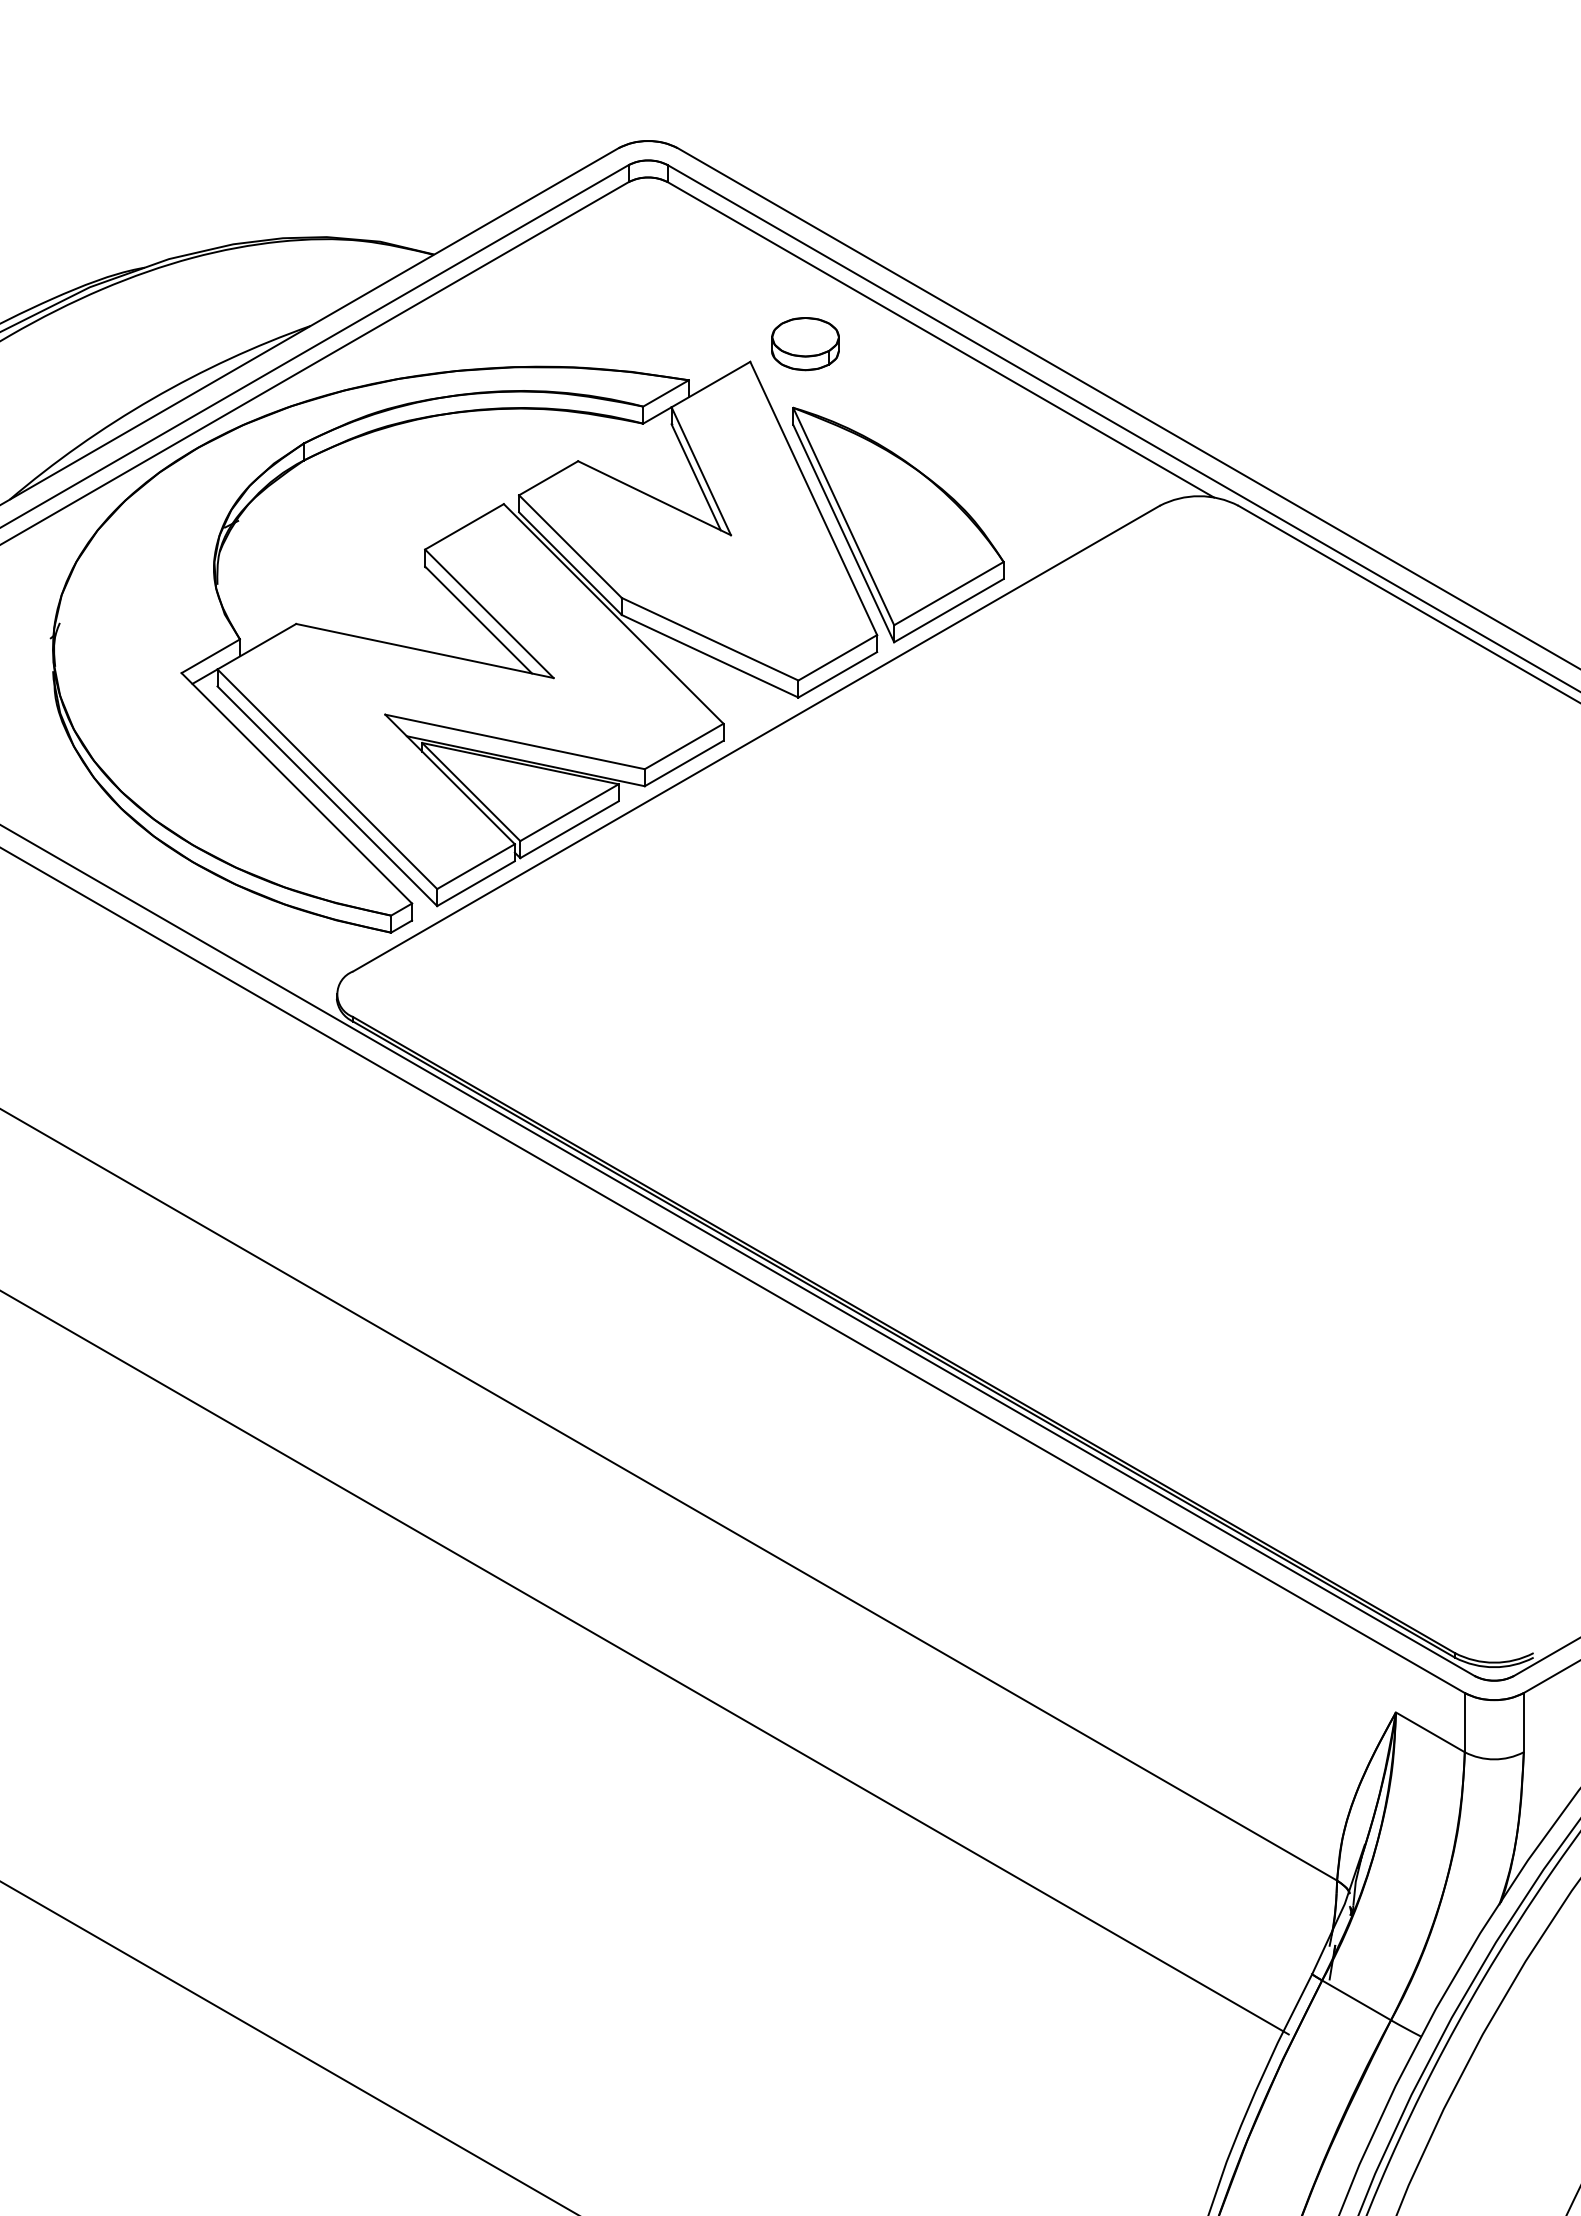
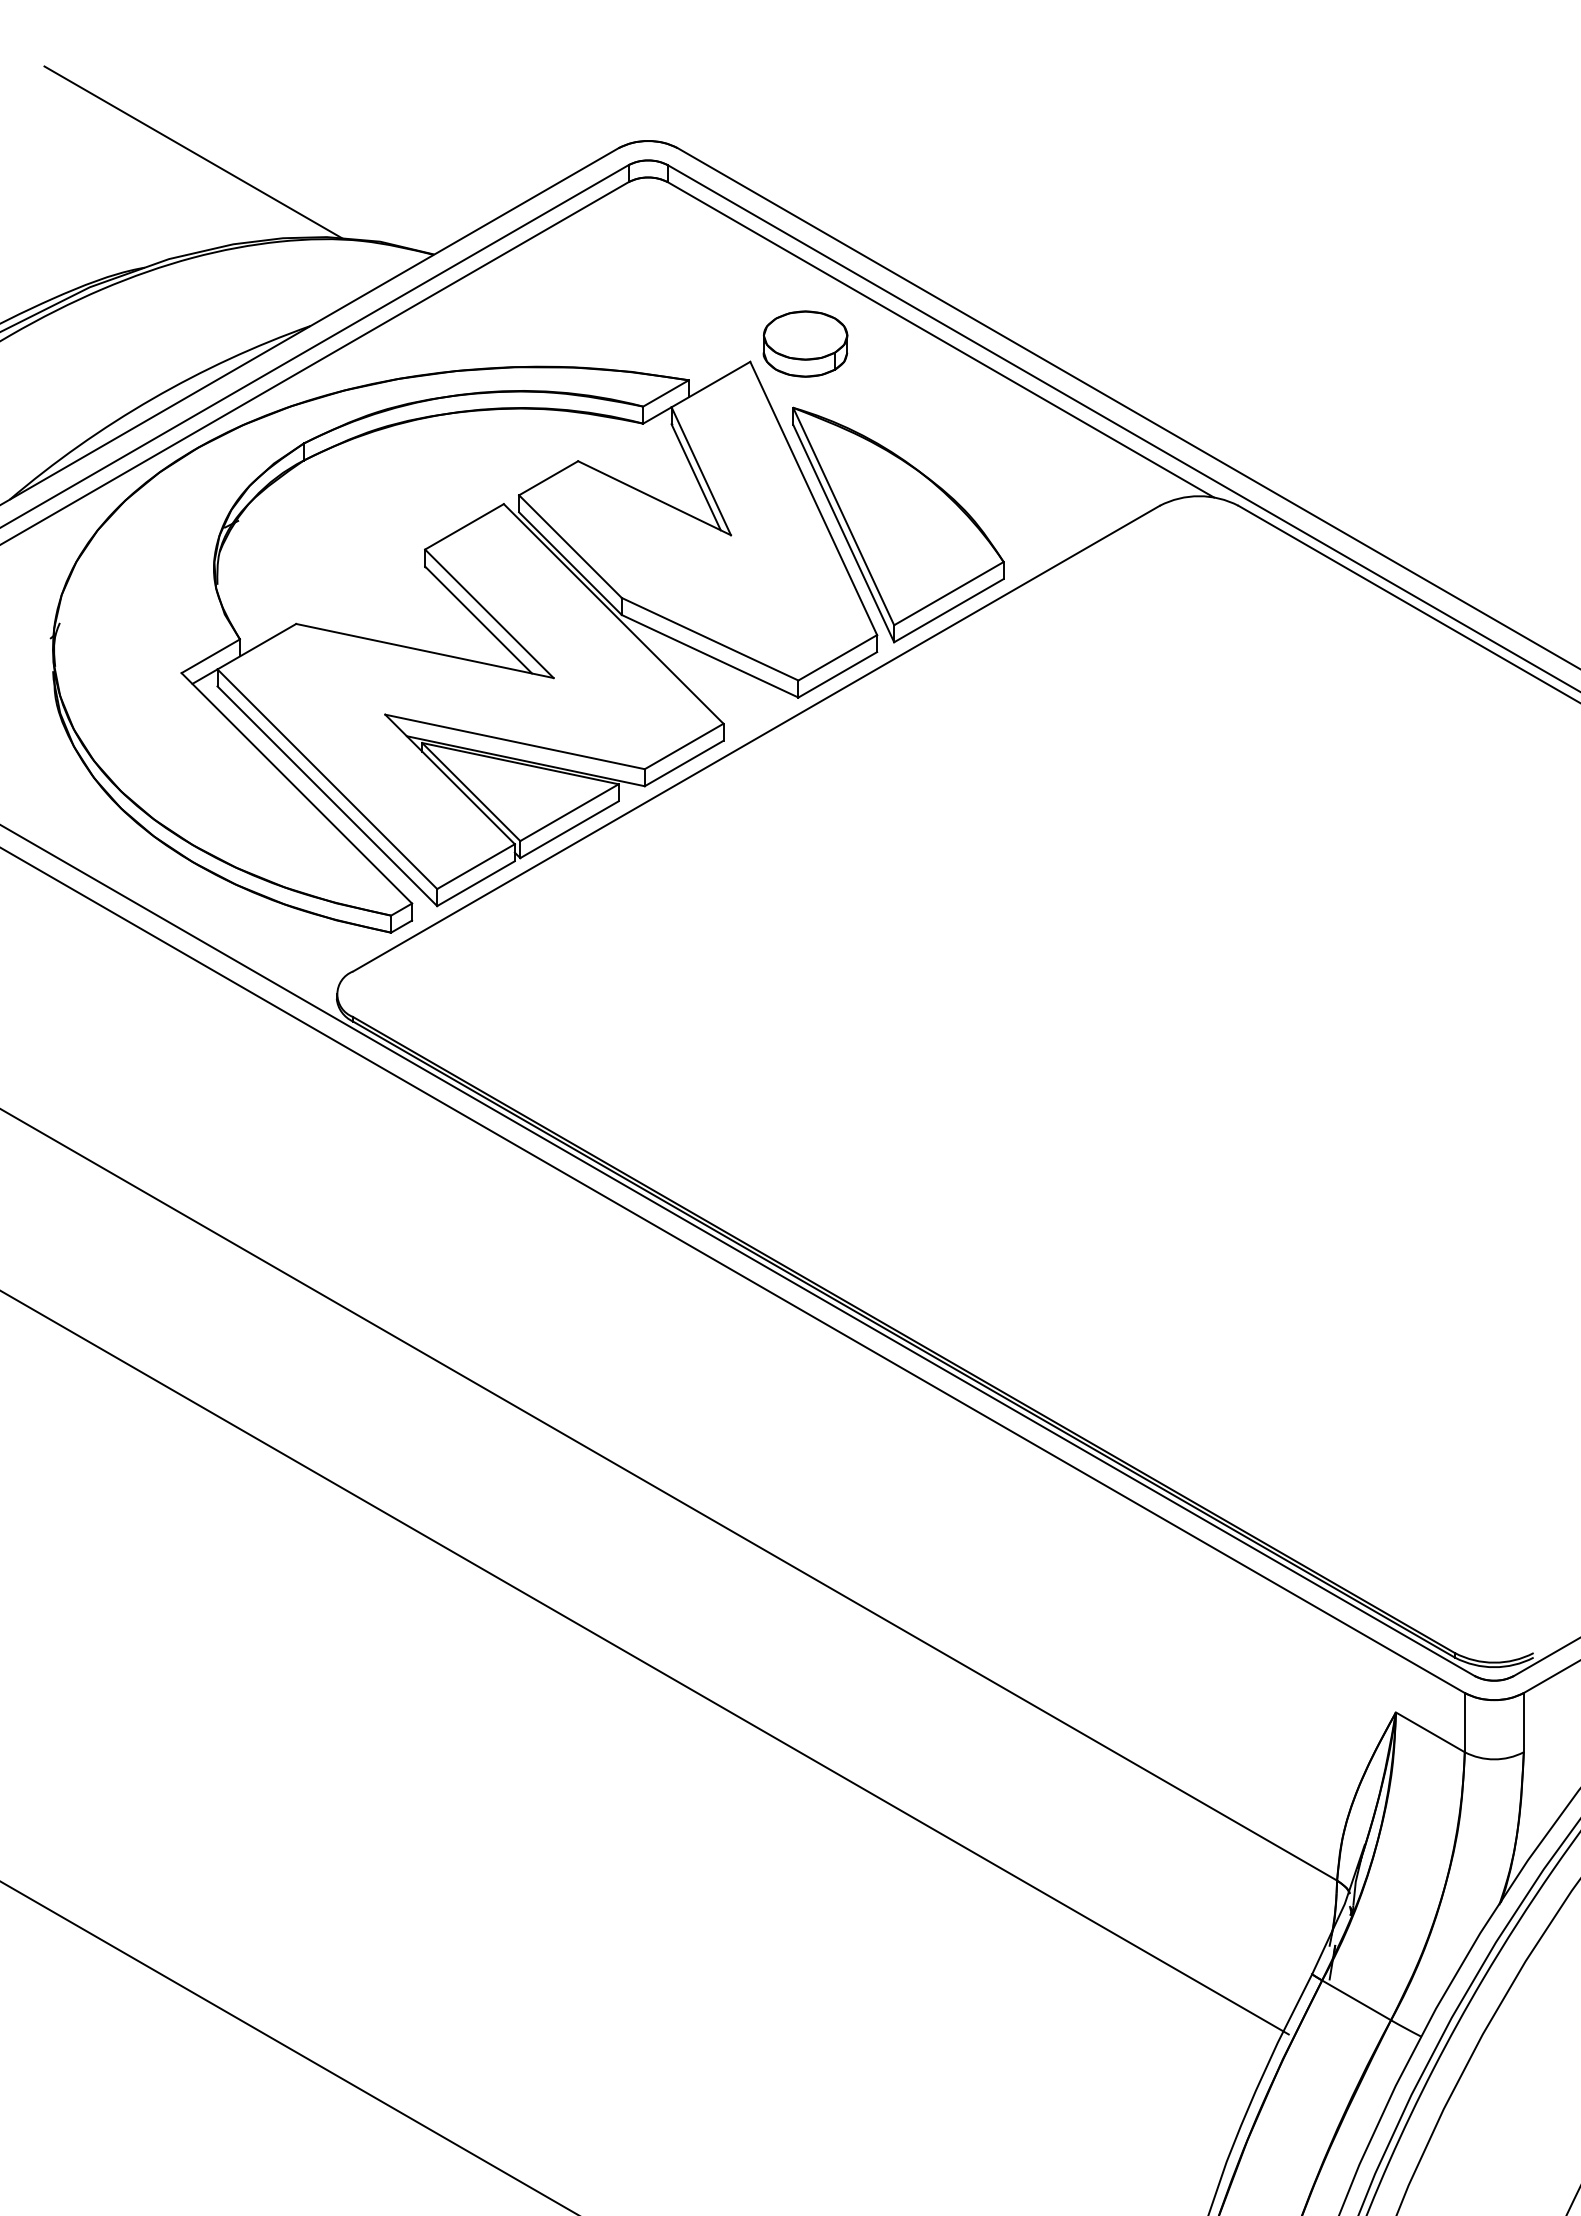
line: none -> present (193, 152)
part size: 69x55 px -> 87x68 px (805, 343)
